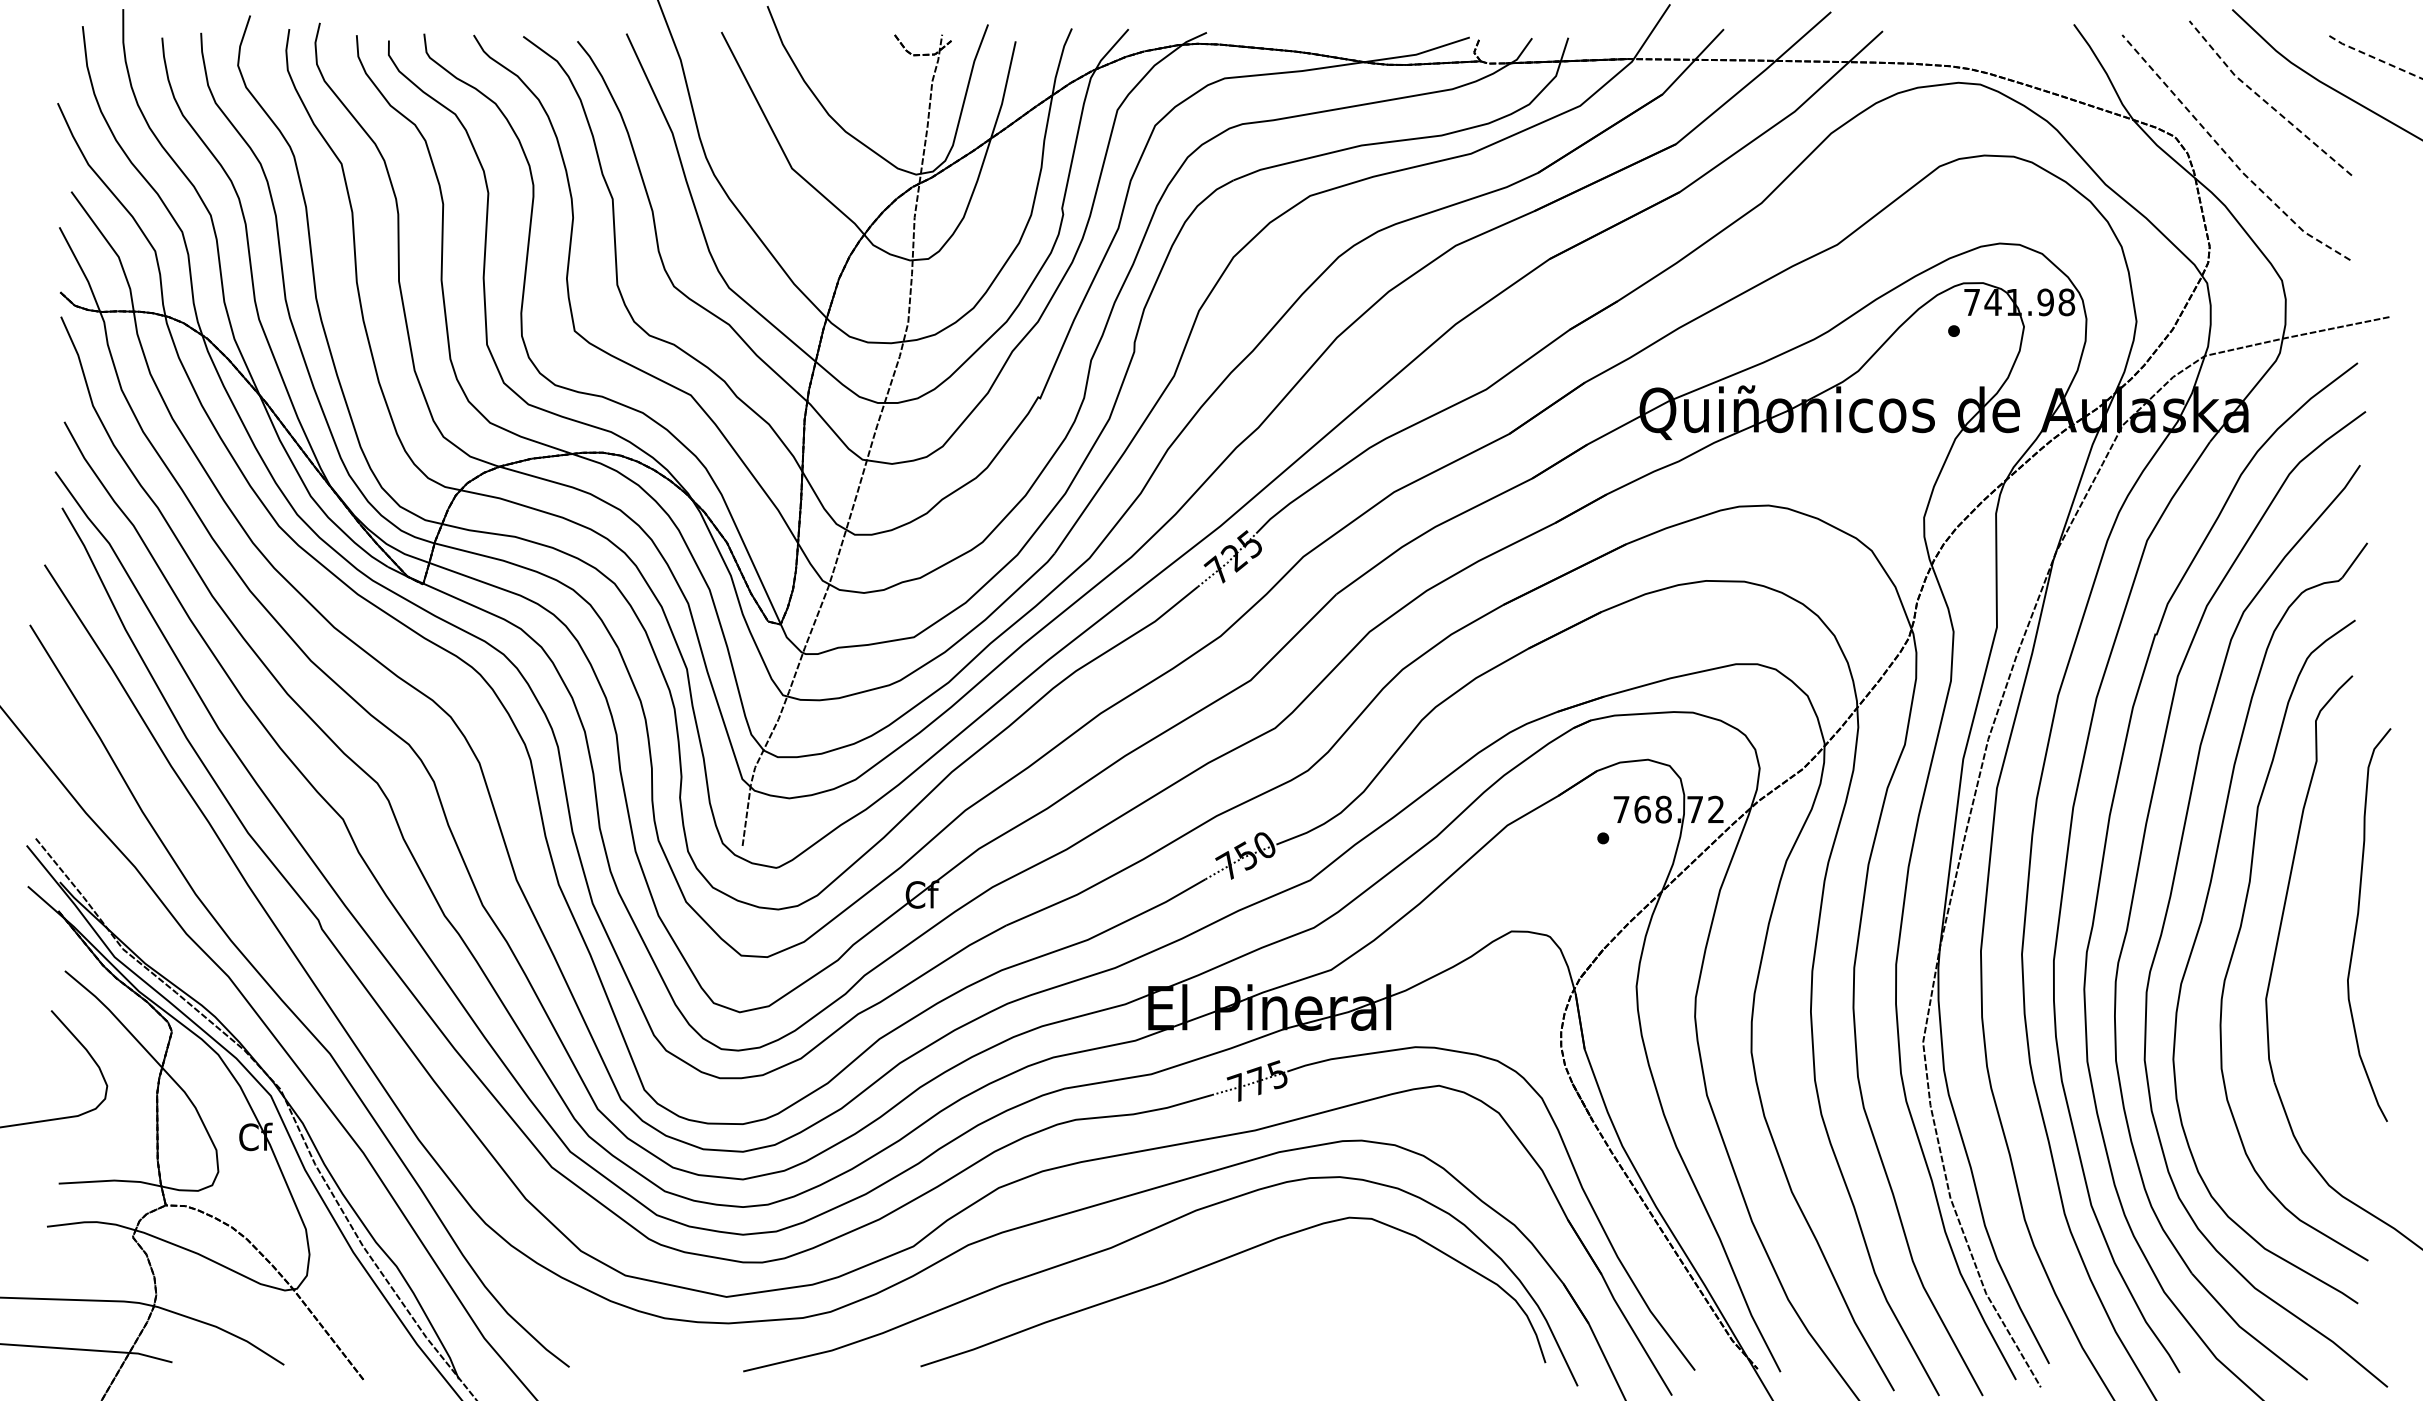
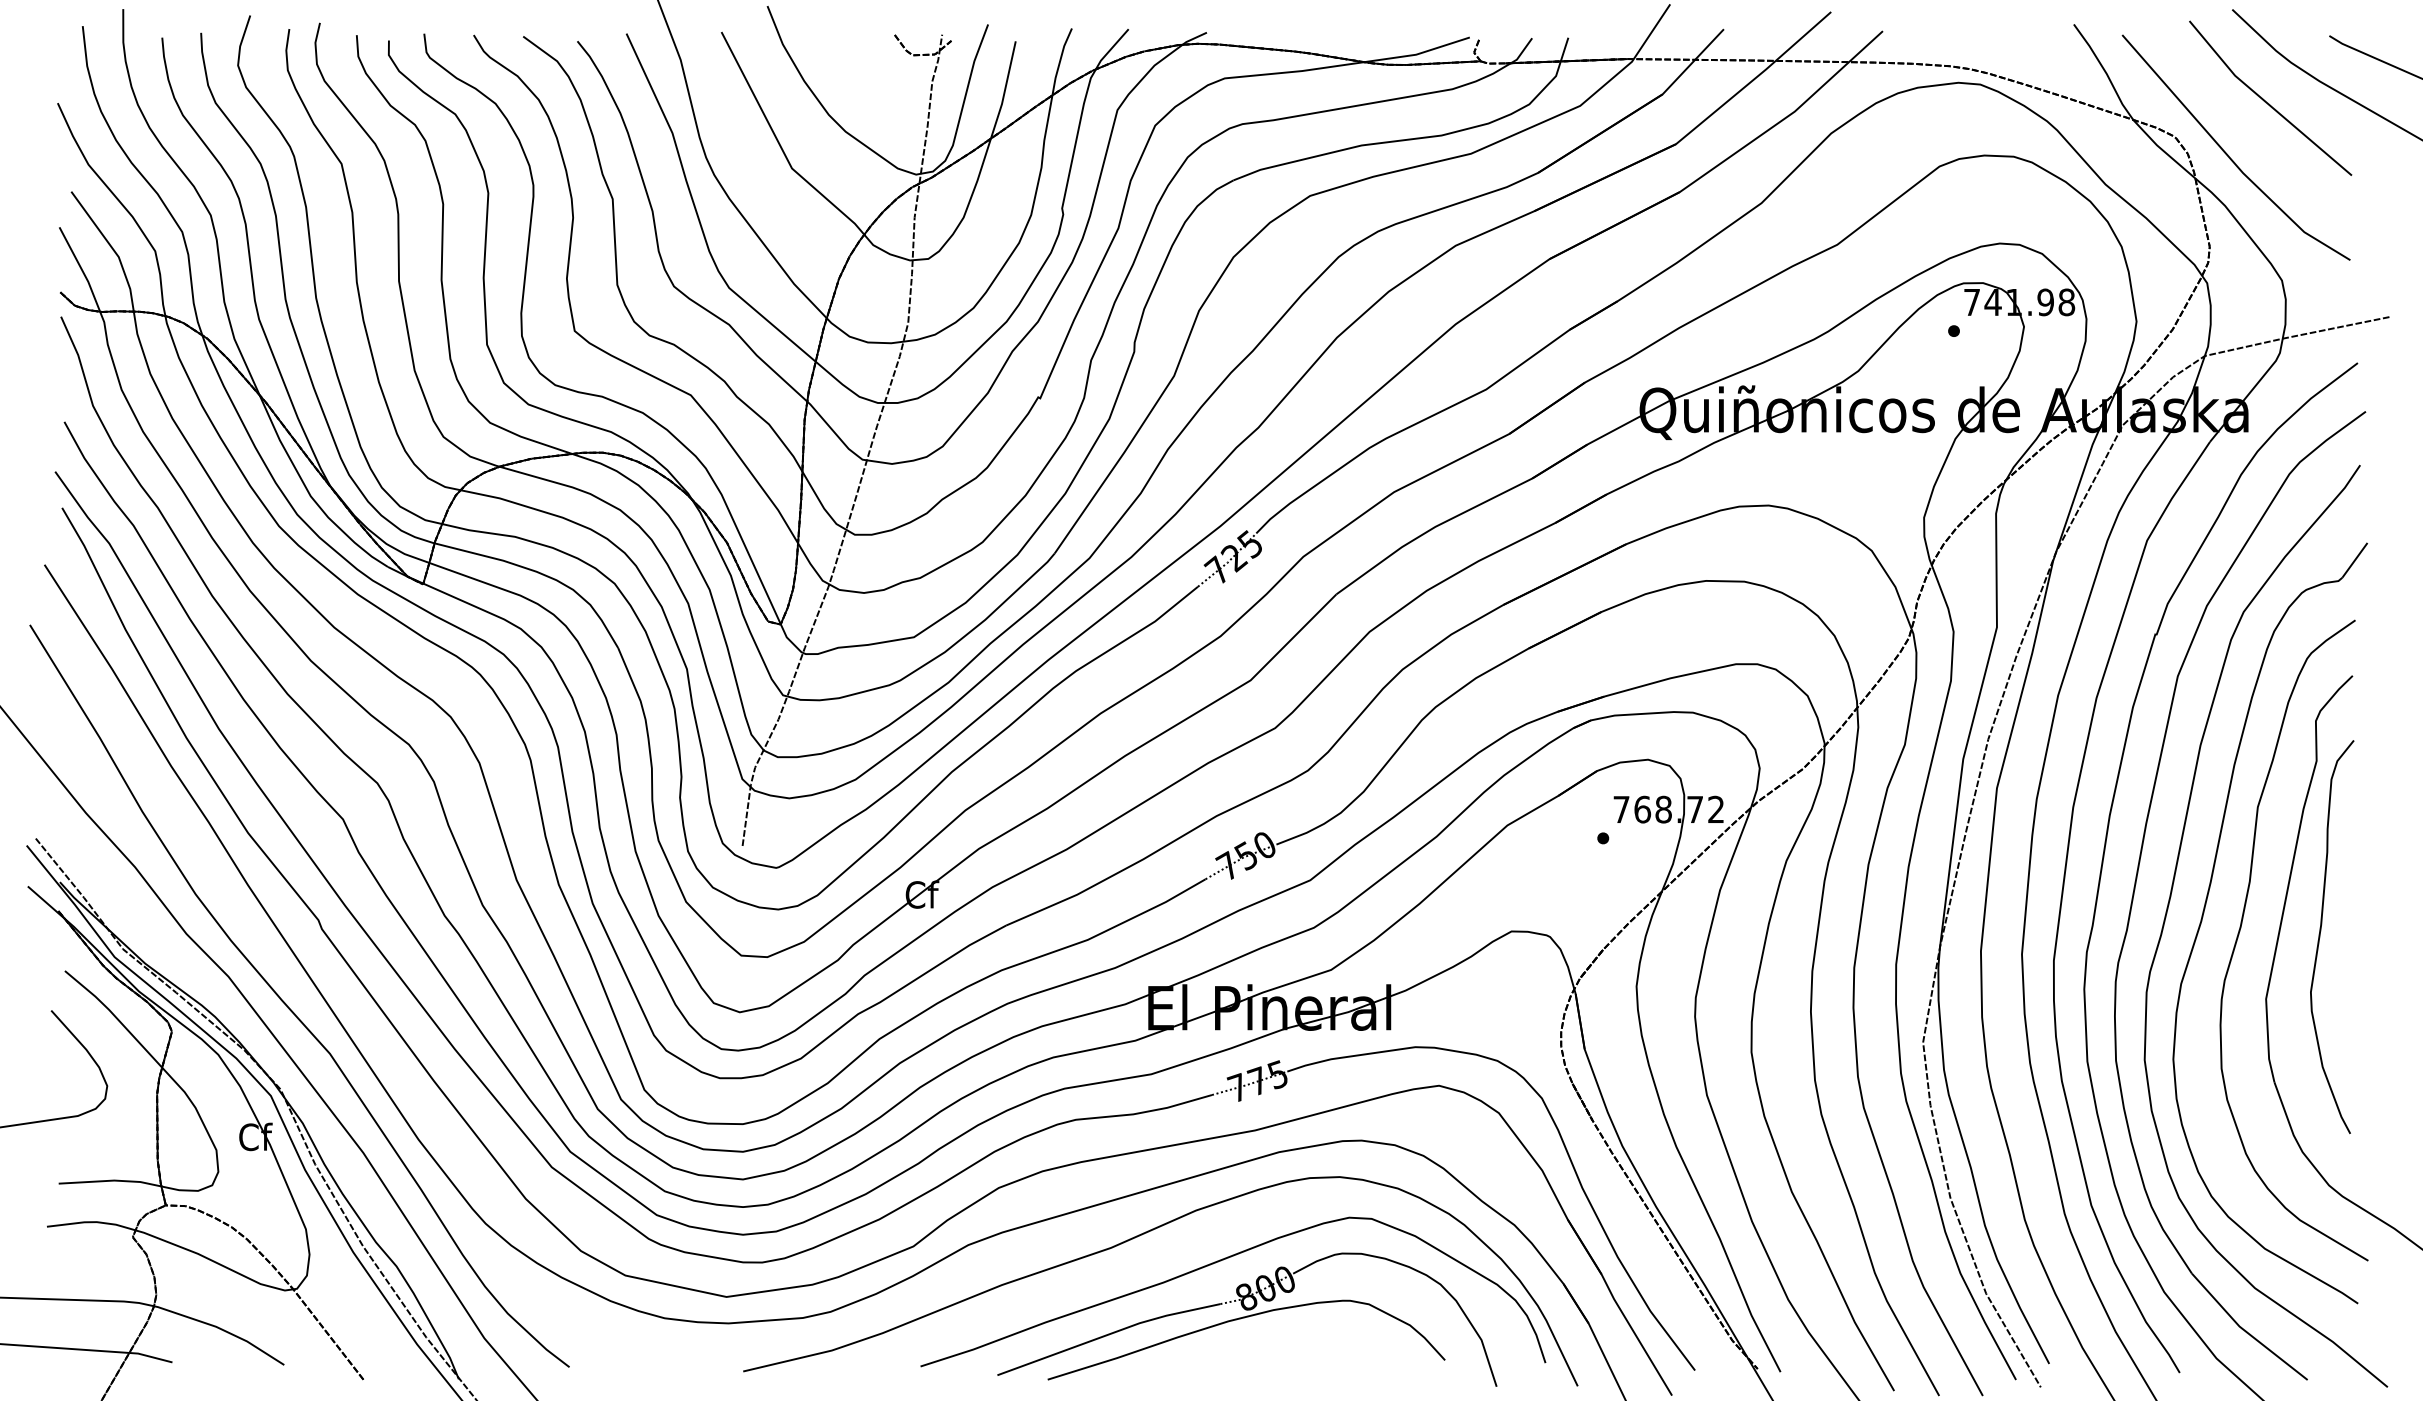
line: dashed -> solid (2374, 58)
line: dashed -> solid (2265, 101)
line: dashed -> solid (2229, 157)
curve position: (2357, 924) -> (2320, 936) (2320, 936)
part: none -> present (1247, 1319)
